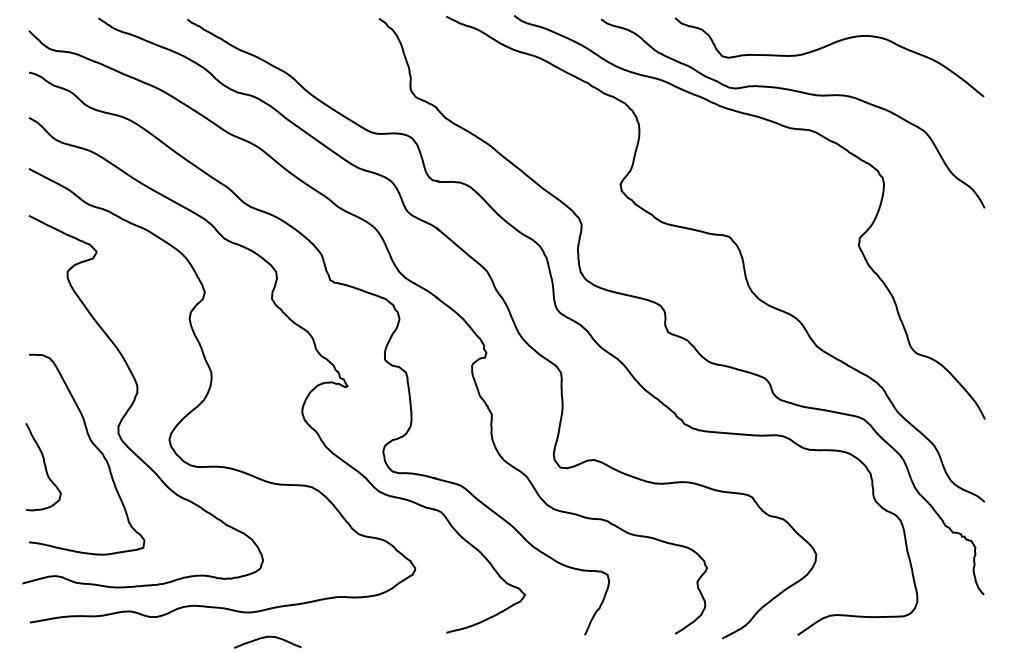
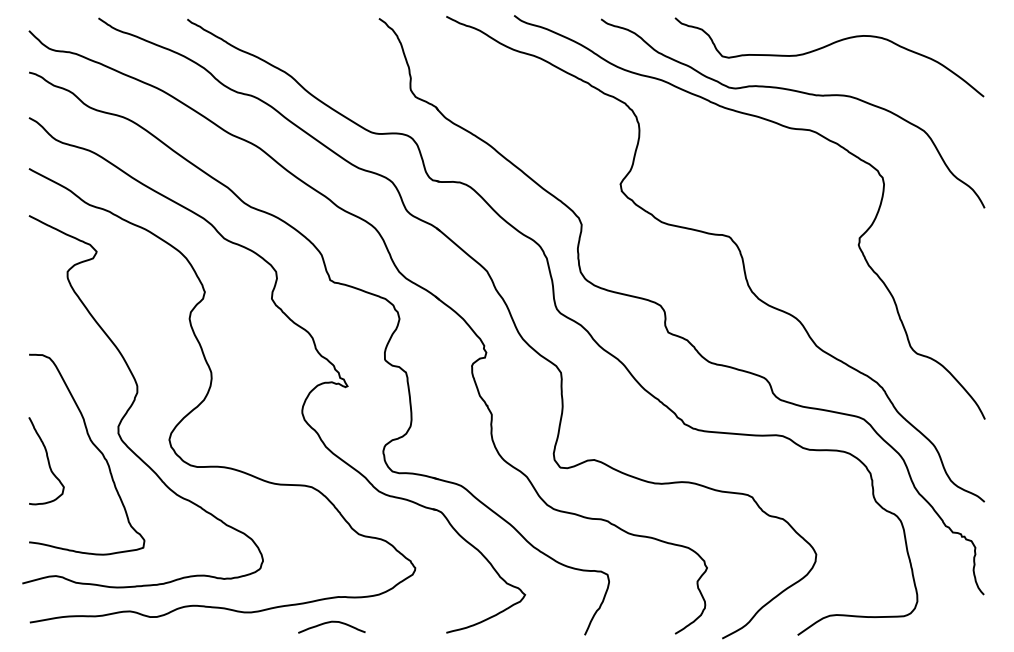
curve position: (44, 467) -> (47, 461) (47, 461)
curve position: (265, 638) -> (329, 623) (329, 623)
